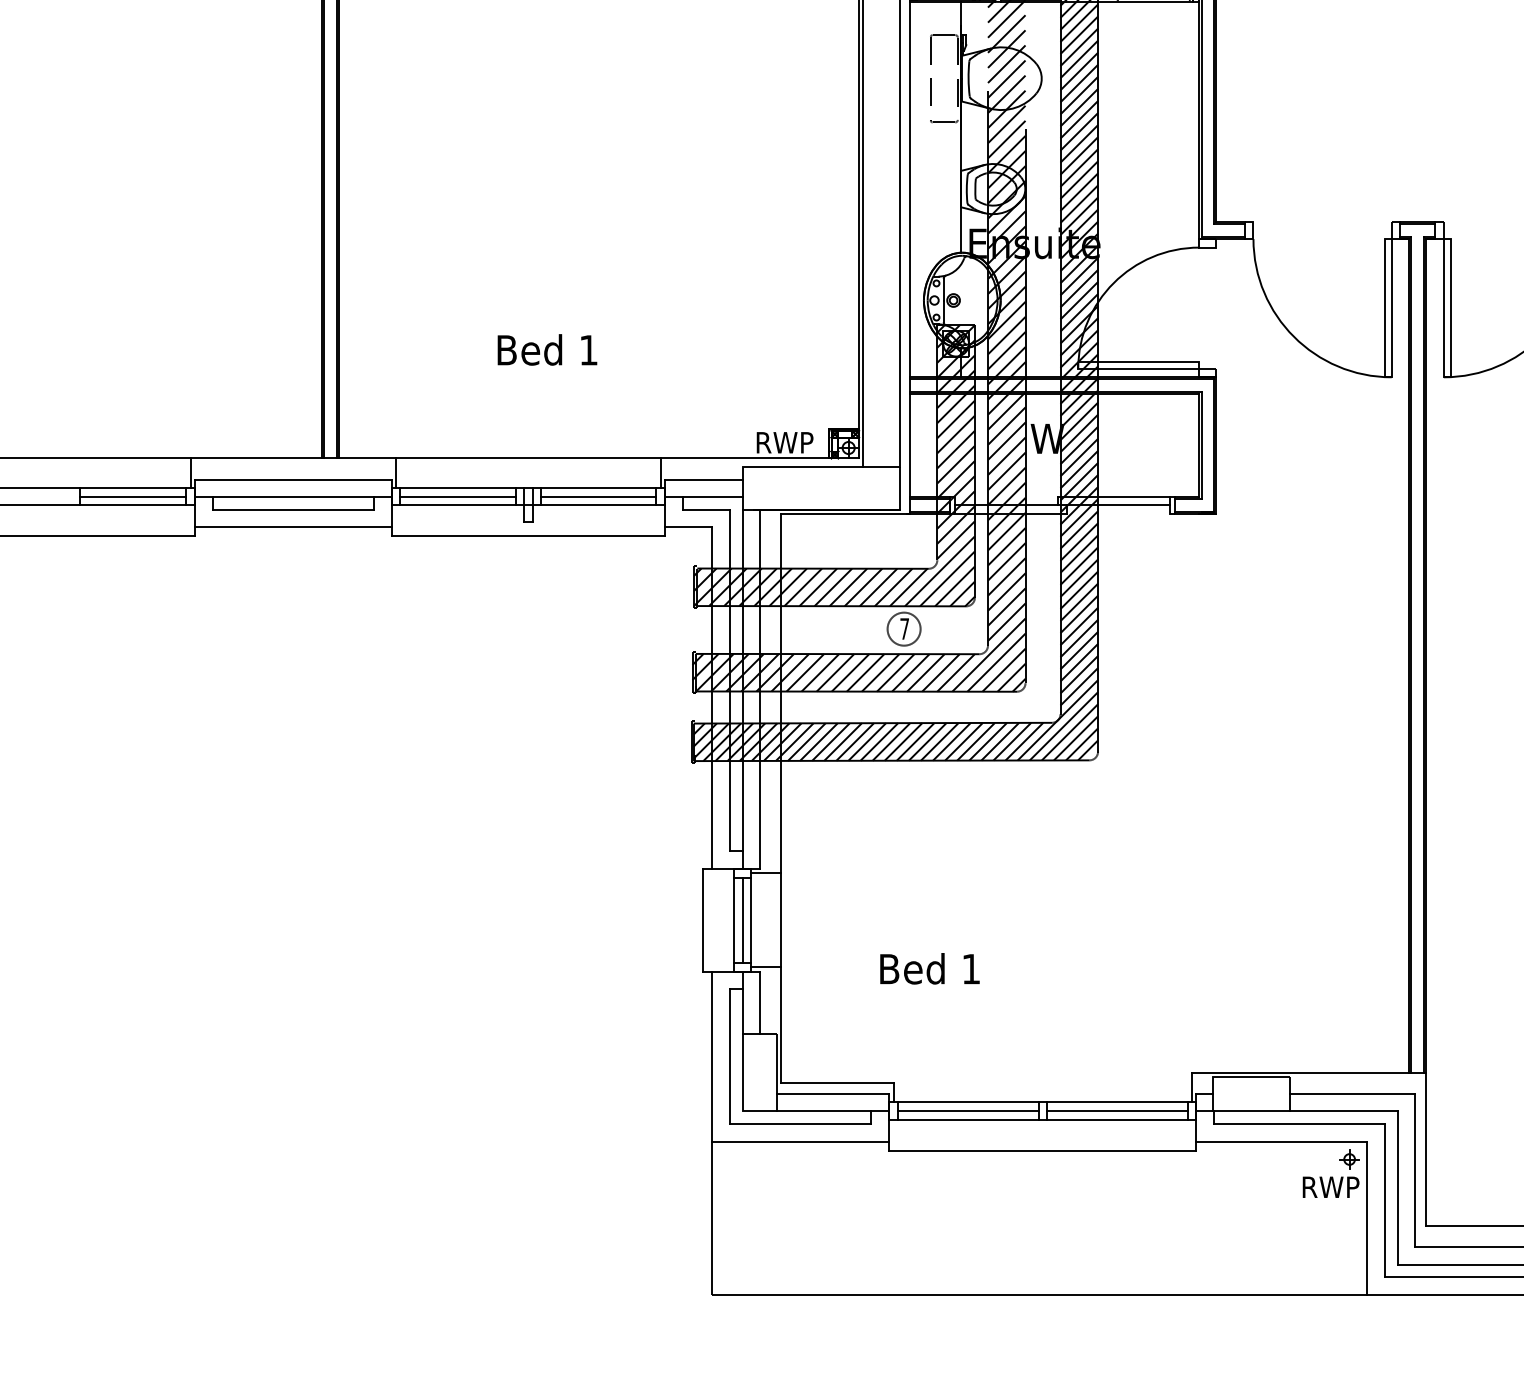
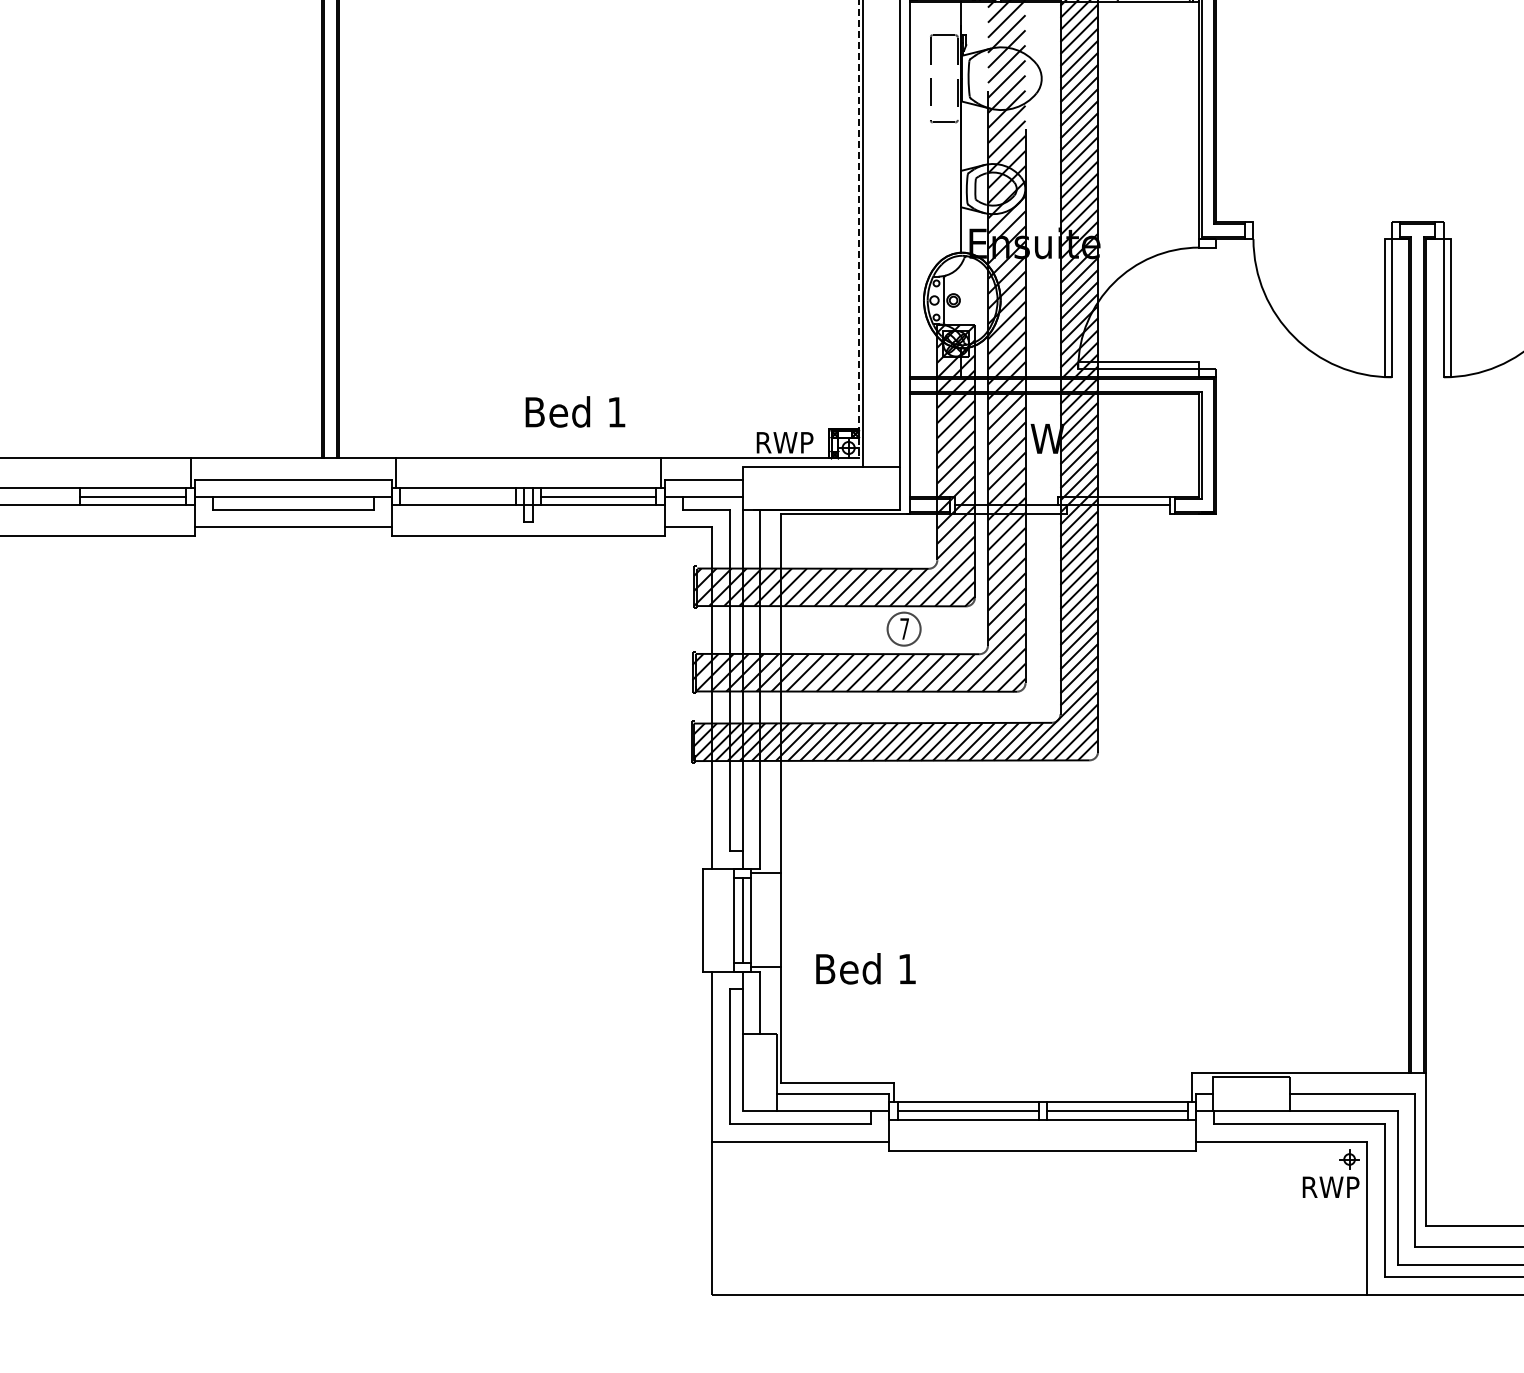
line: solid -> dashed (858, 229)
text position: (547, 349) -> (575, 411) (575, 411)
line: present -> none (457, 496)
text position: (929, 968) -> (865, 968) (865, 968)
